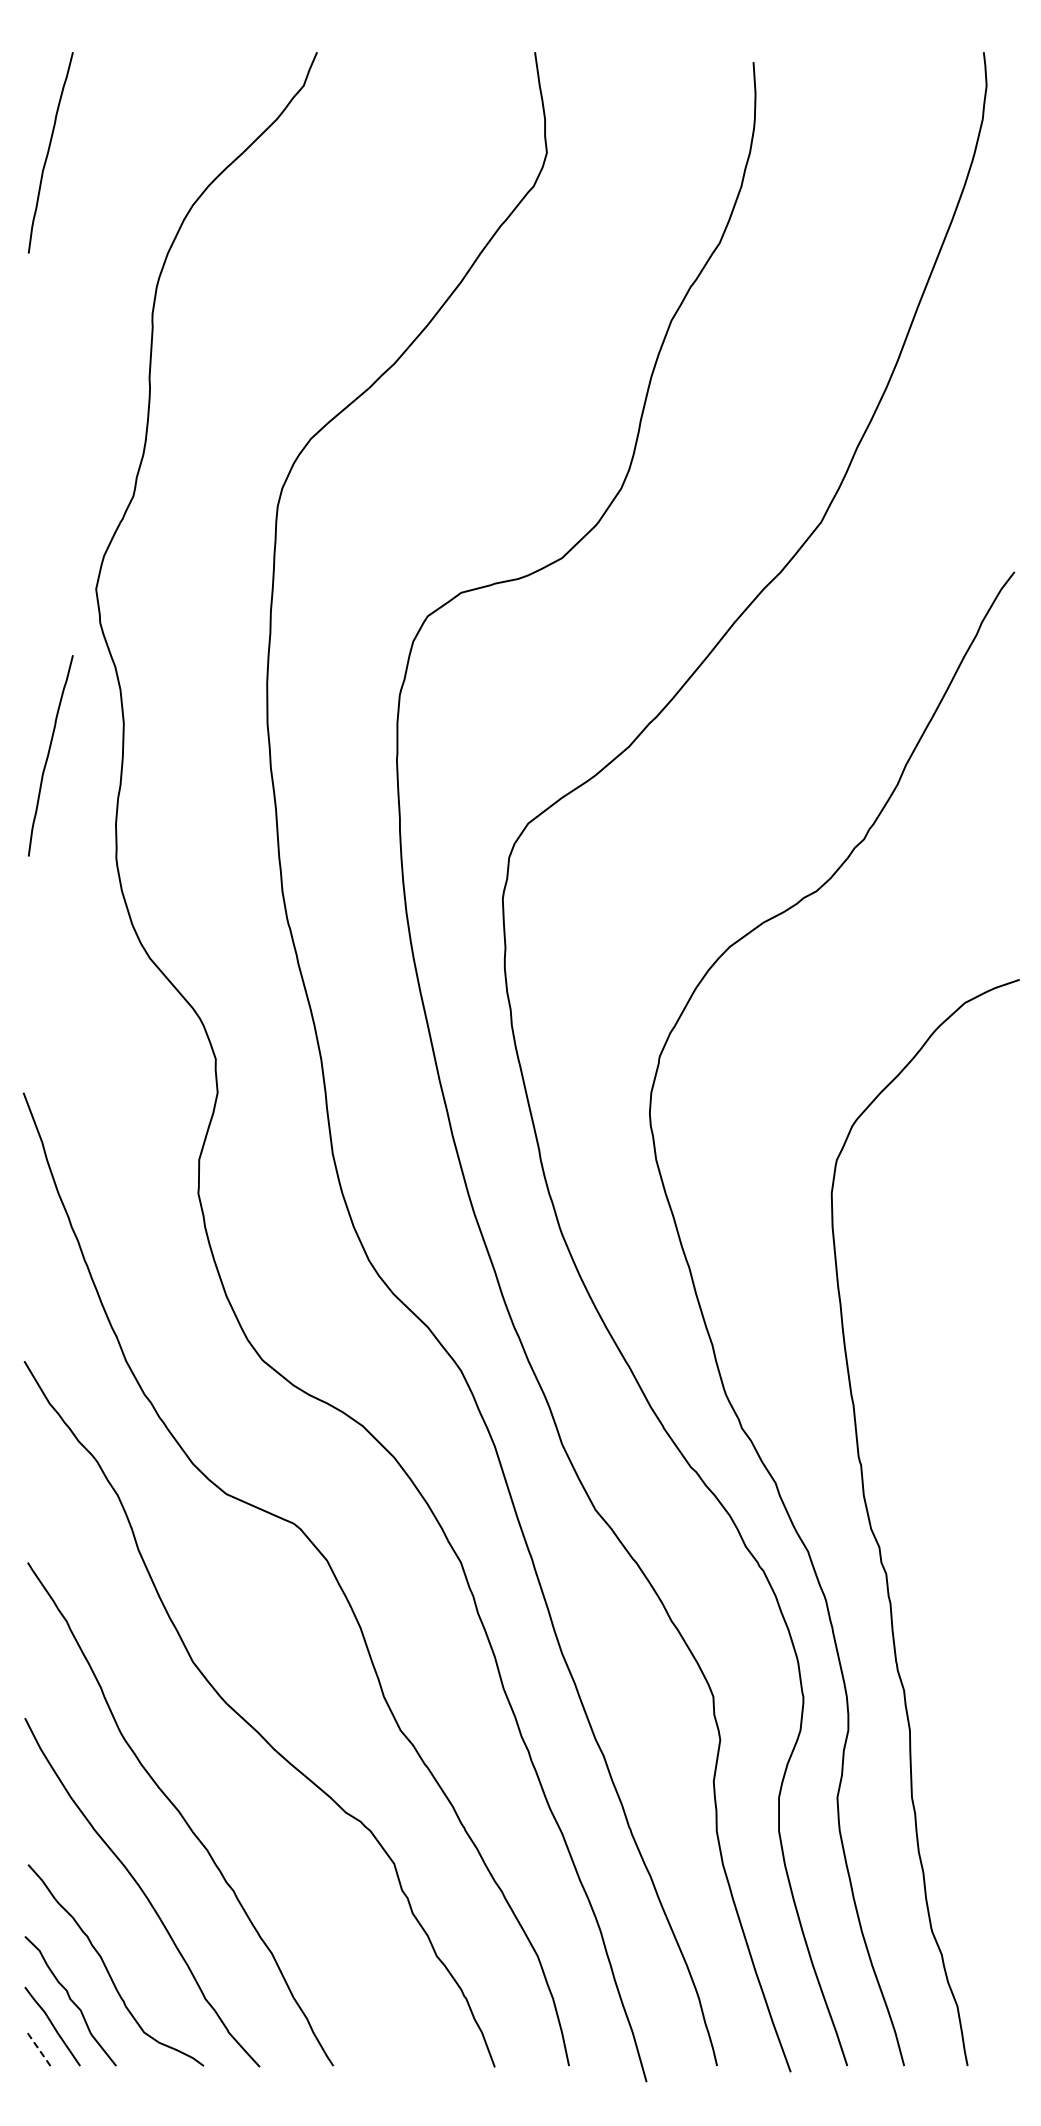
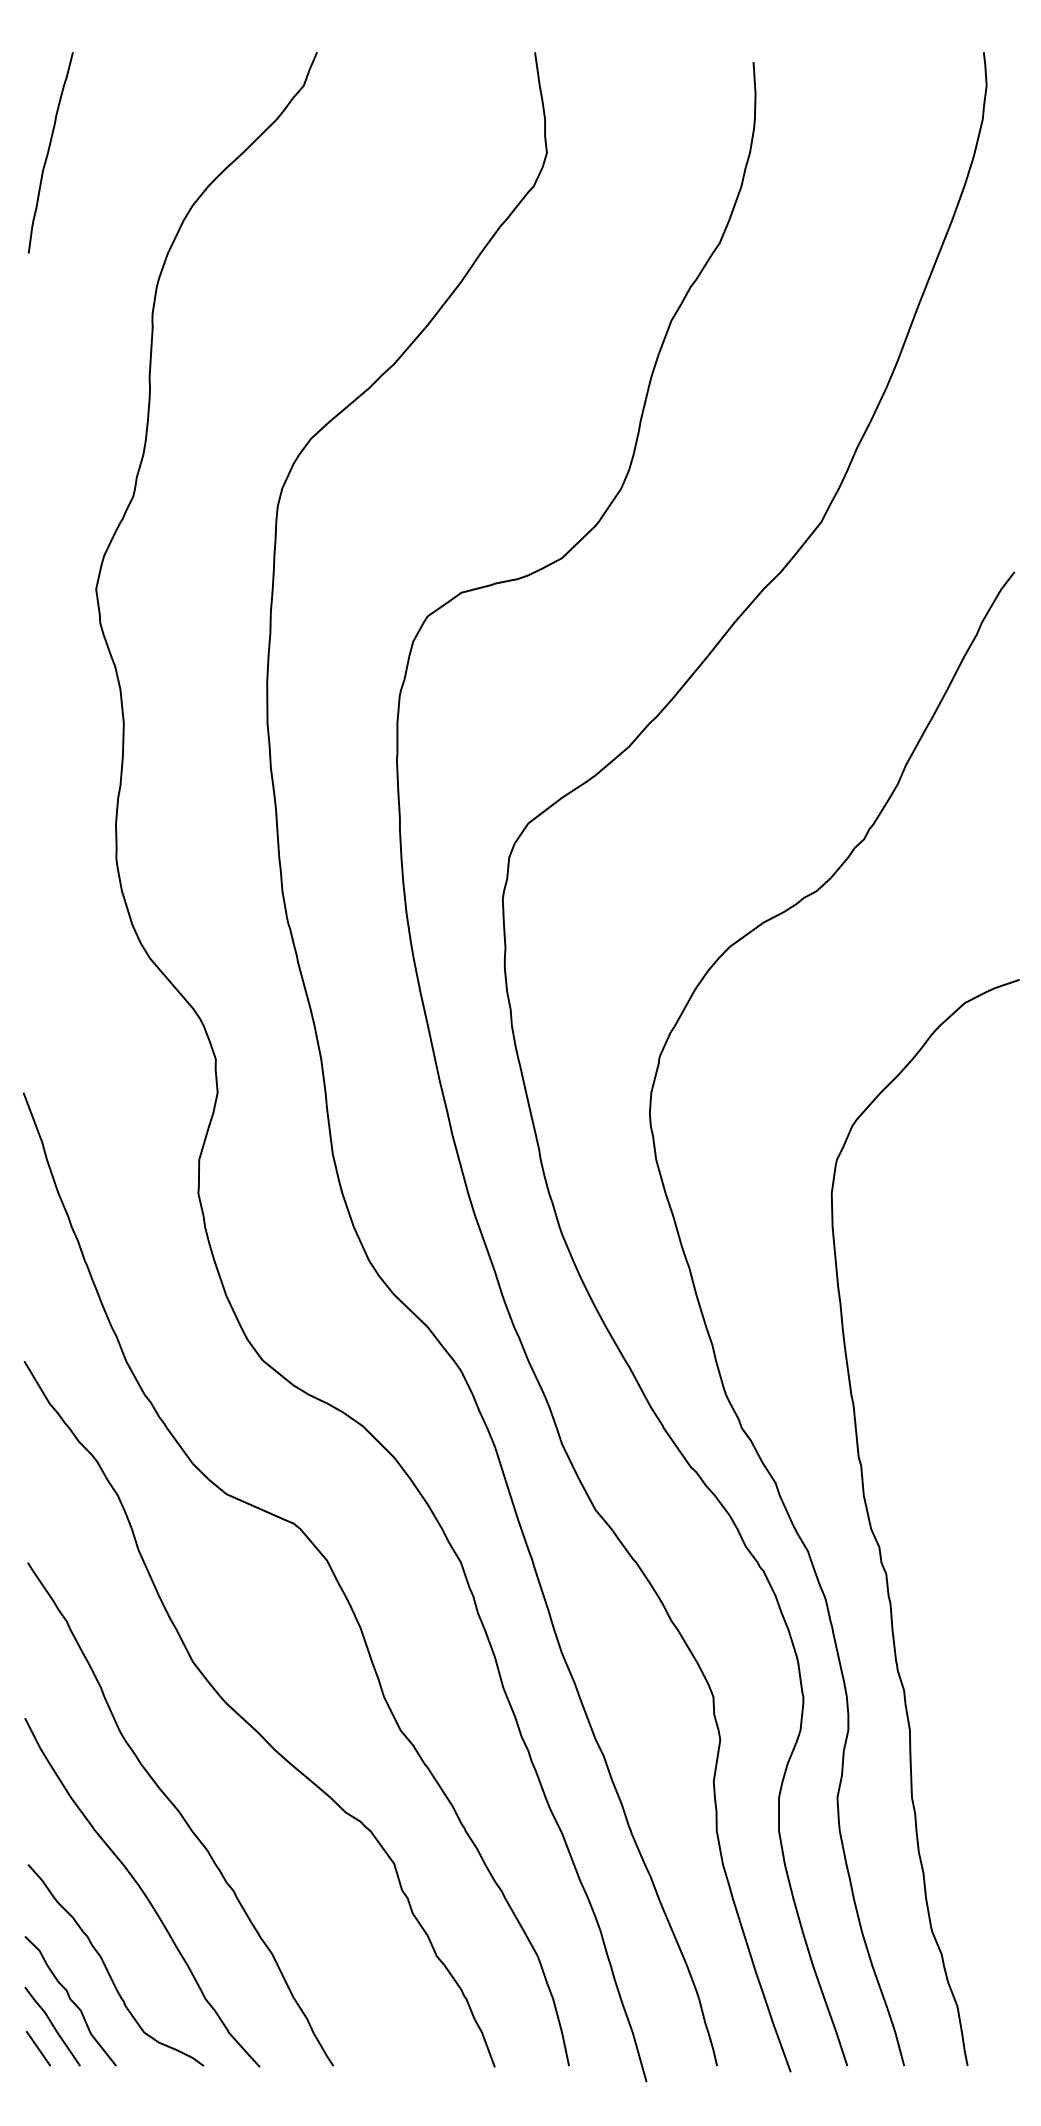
curve: present -> none (49, 754)
line: dashed -> solid (38, 2048)
